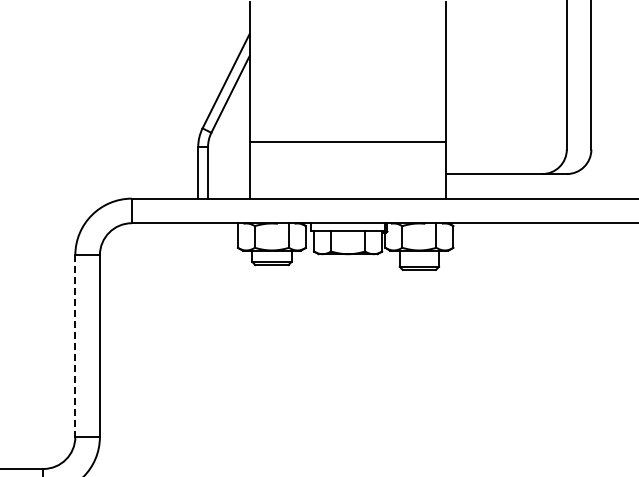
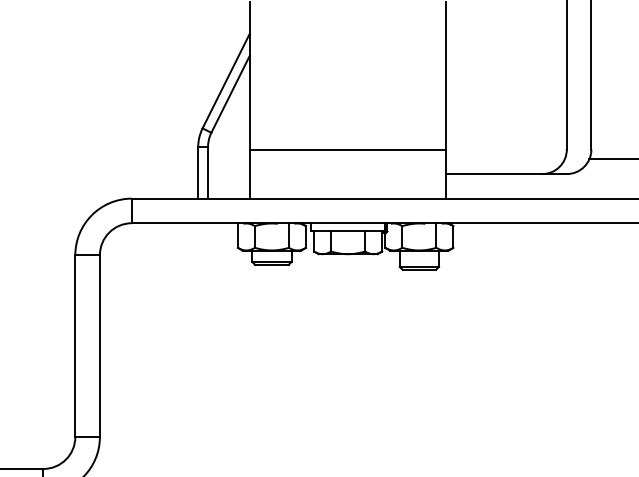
line position: (347, 141) -> (347, 149) (347, 149)
line: none -> present (612, 159)
line: dashed -> solid (75, 346)
